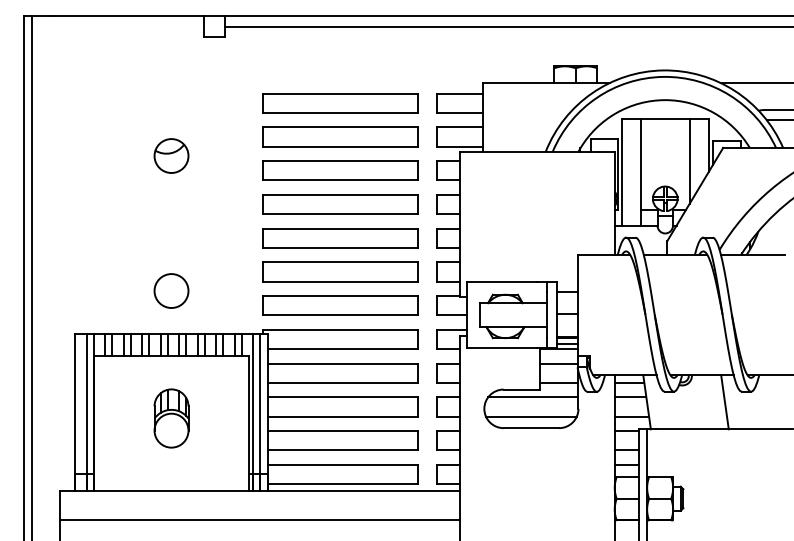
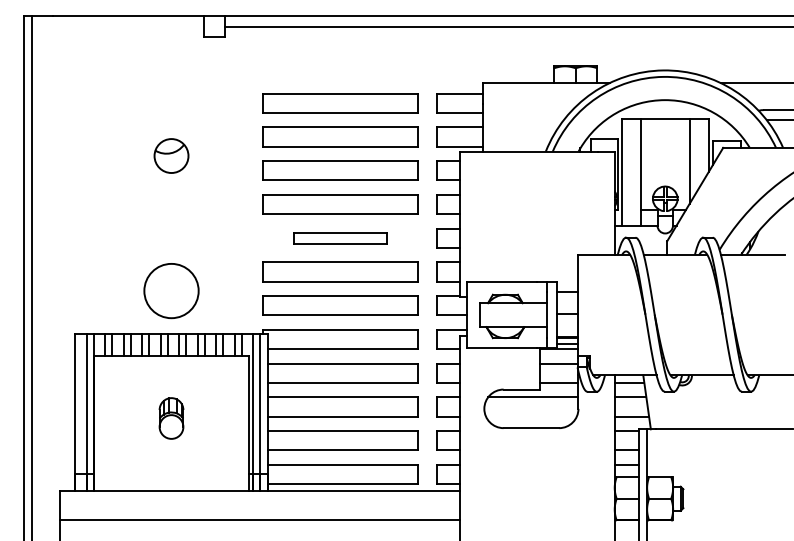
part size: 157x21 px -> 95x13 px (340, 238)
circle diameter: 34 px -> 54 px (171, 290)
line: present -> none (724, 402)
line: present -> none (530, 416)
part size: 37x61 px -> 27x43 px (171, 418)
